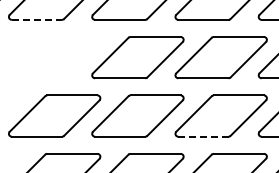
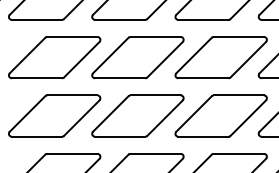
line: dashed -> solid (37, 19)
part: none -> present (54, 57)
line: dashed -> solid (203, 136)
